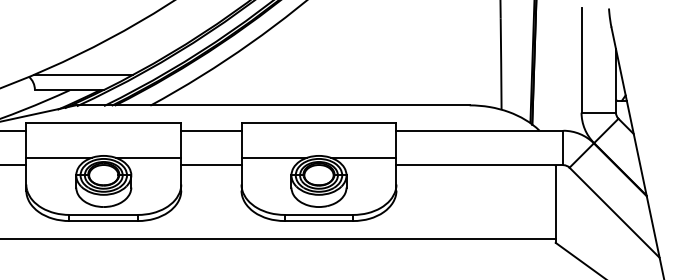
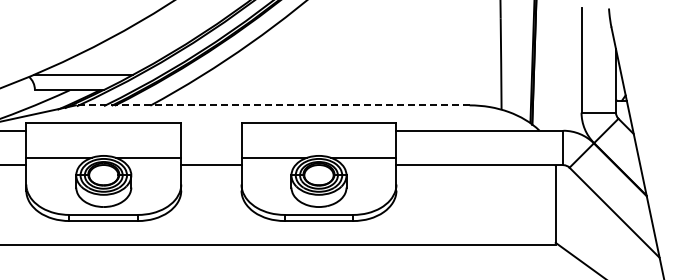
line: solid -> dashed (272, 105)
line: present -> none (211, 130)
line position: (278, 239) -> (278, 245) (278, 245)
